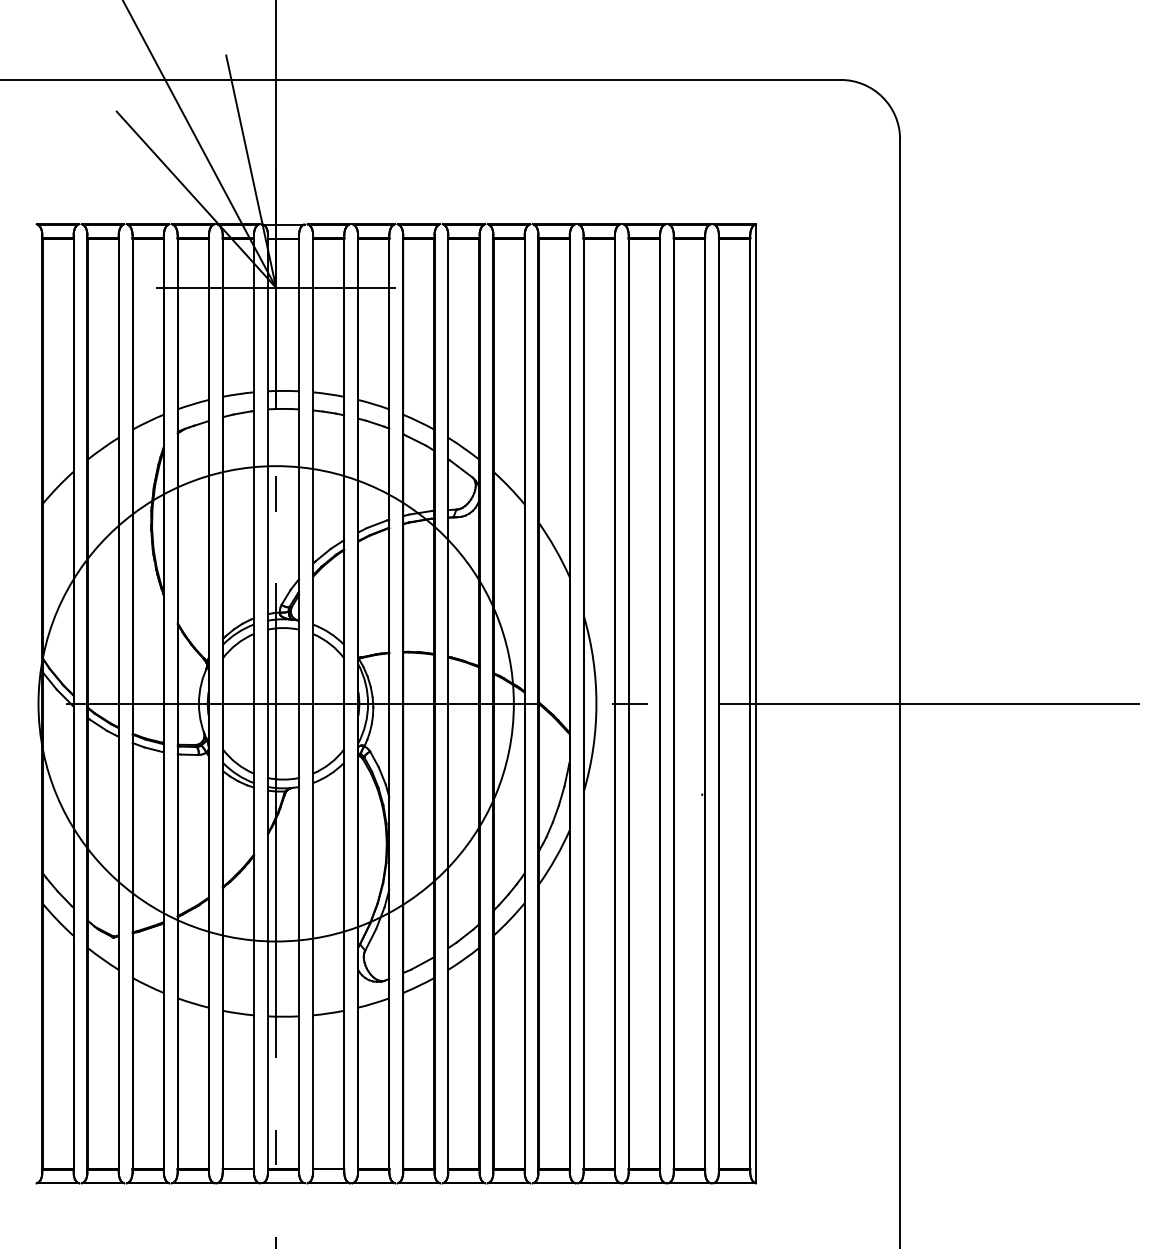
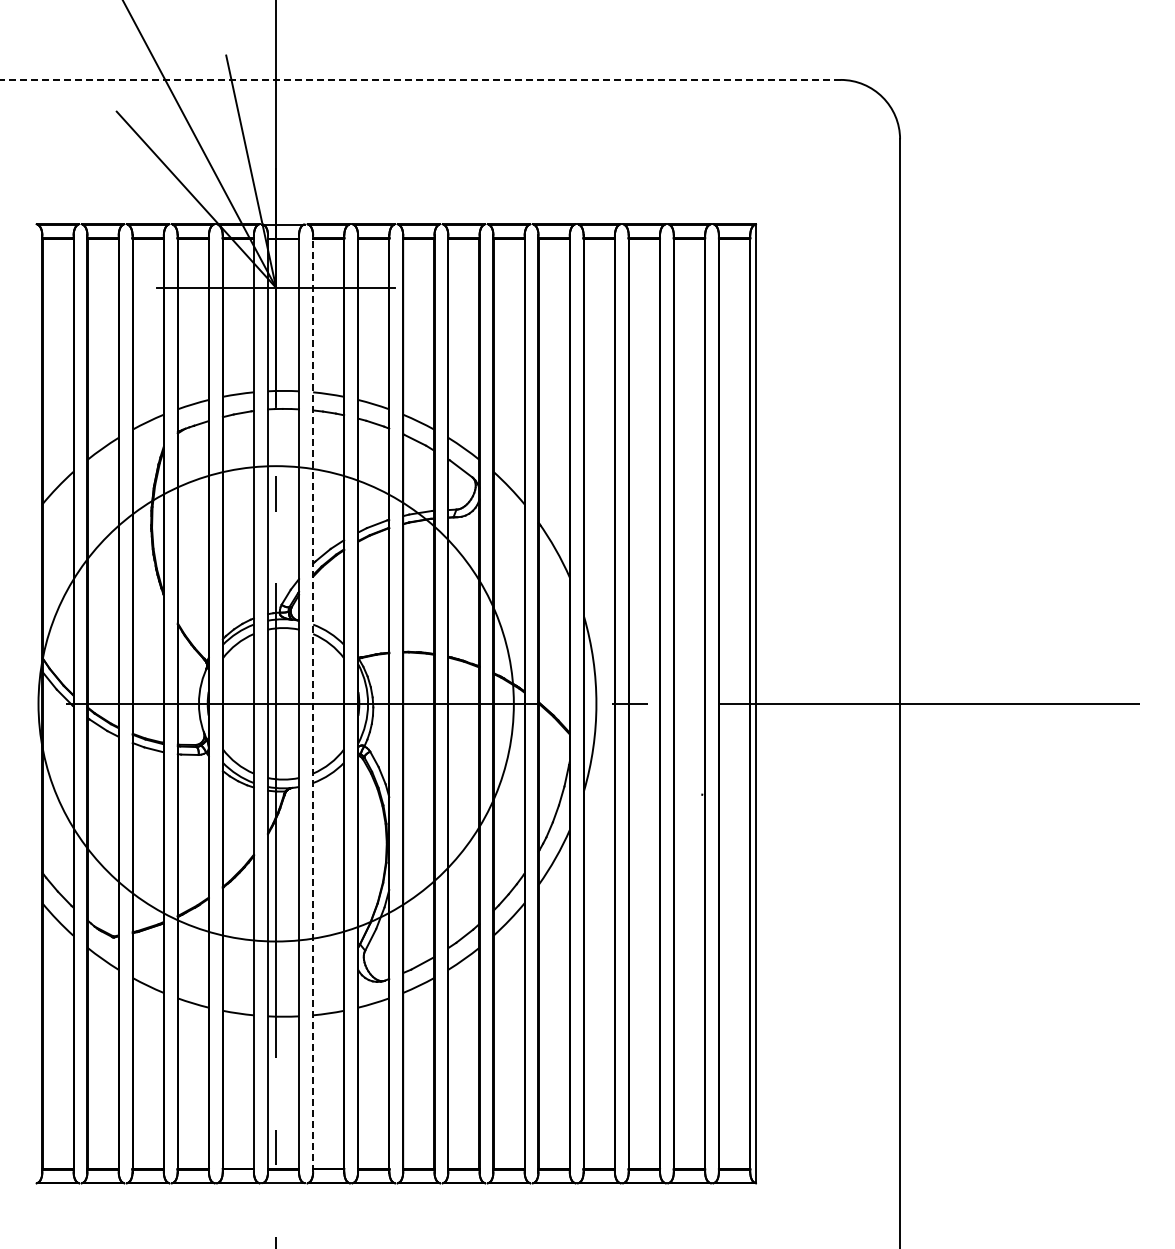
line: solid -> dashed (420, 79)
line: solid -> dashed (313, 703)
